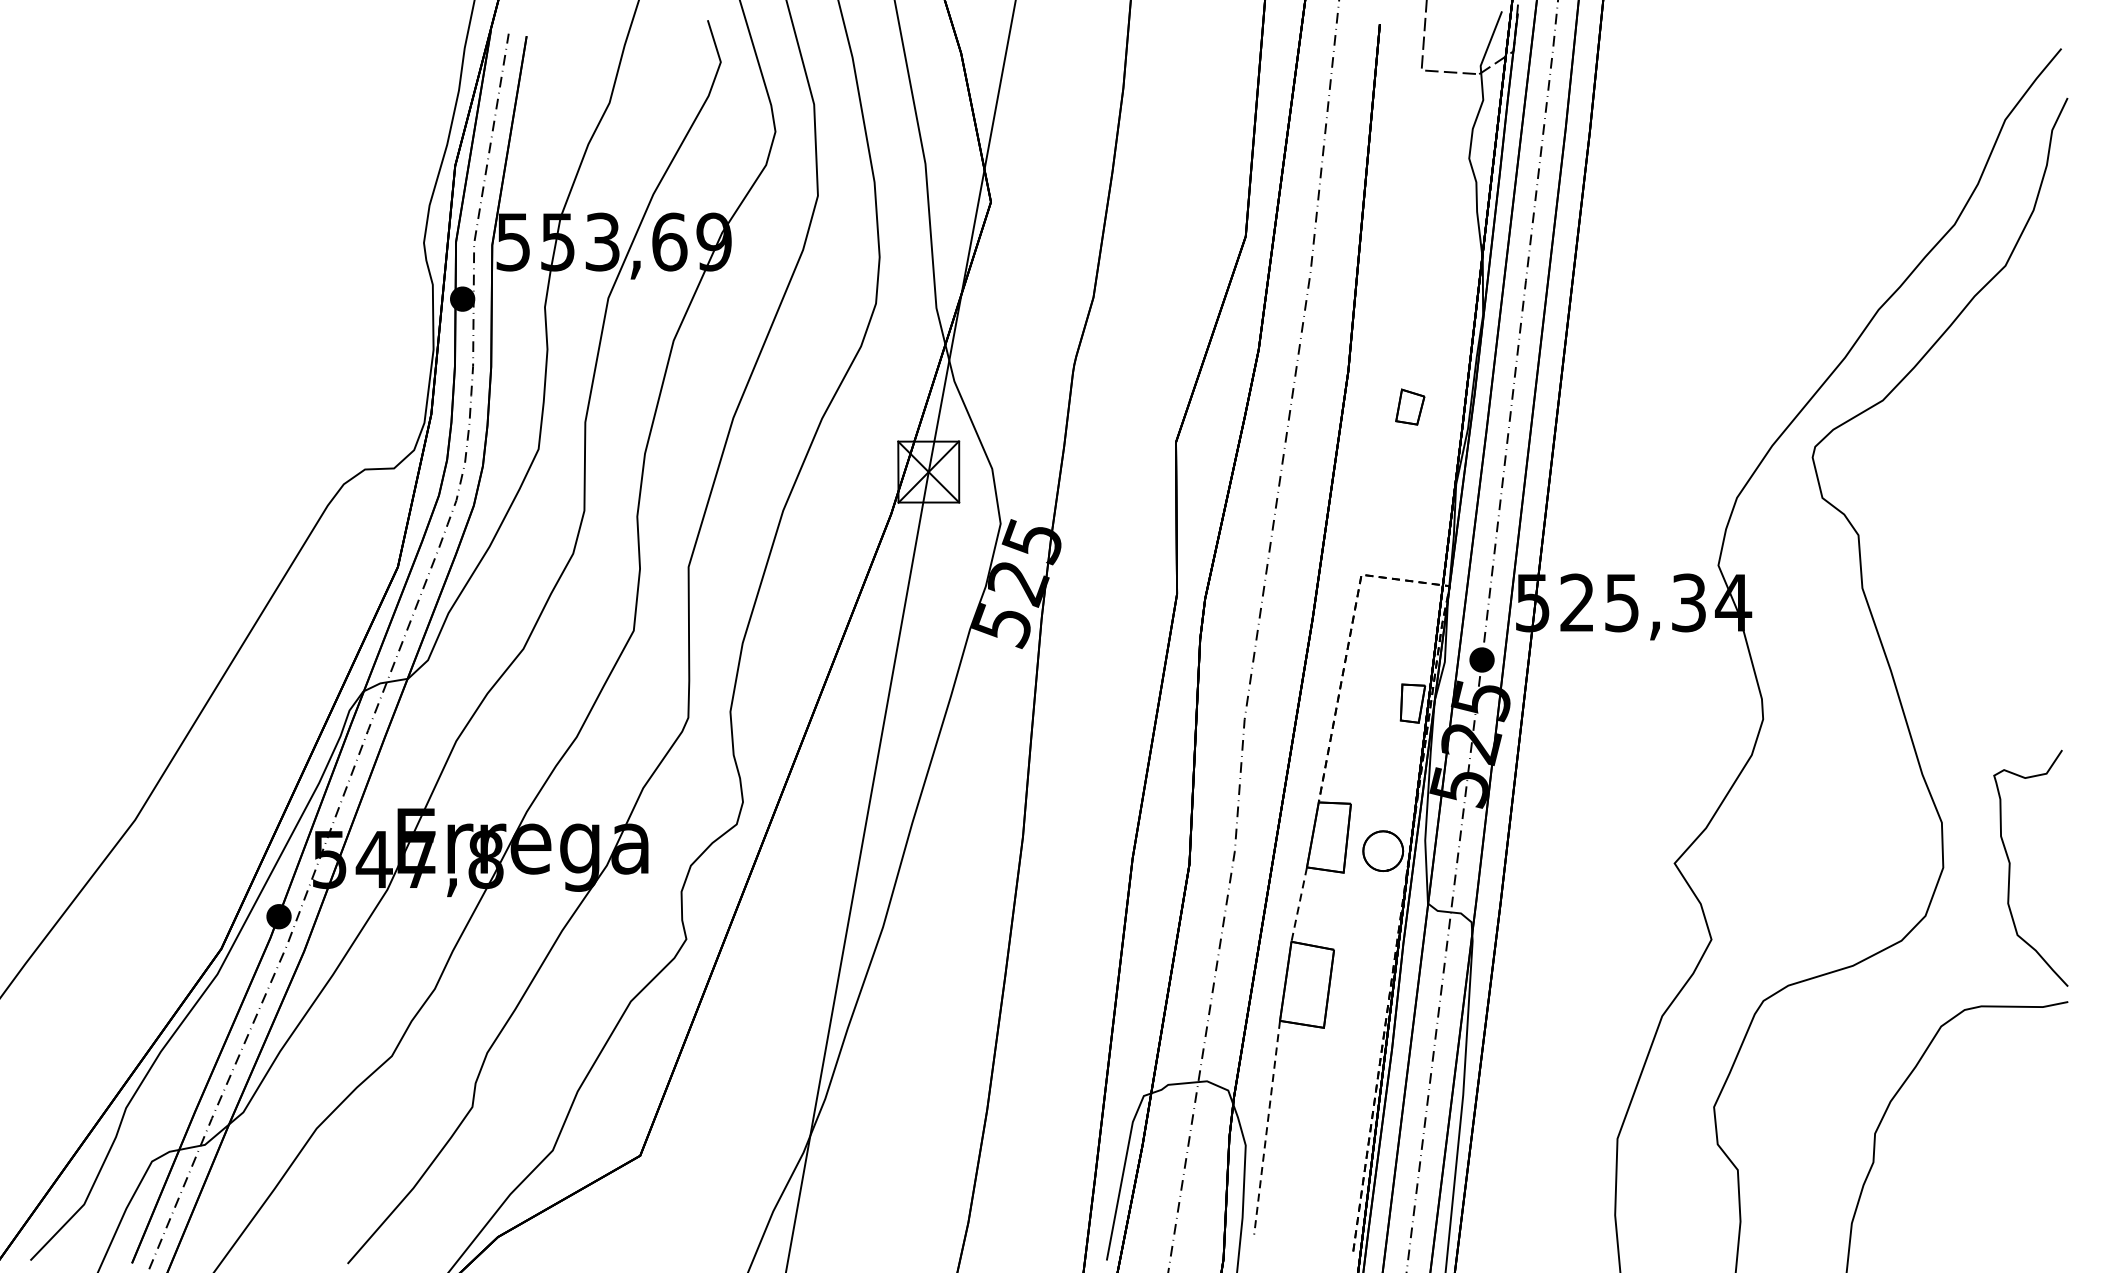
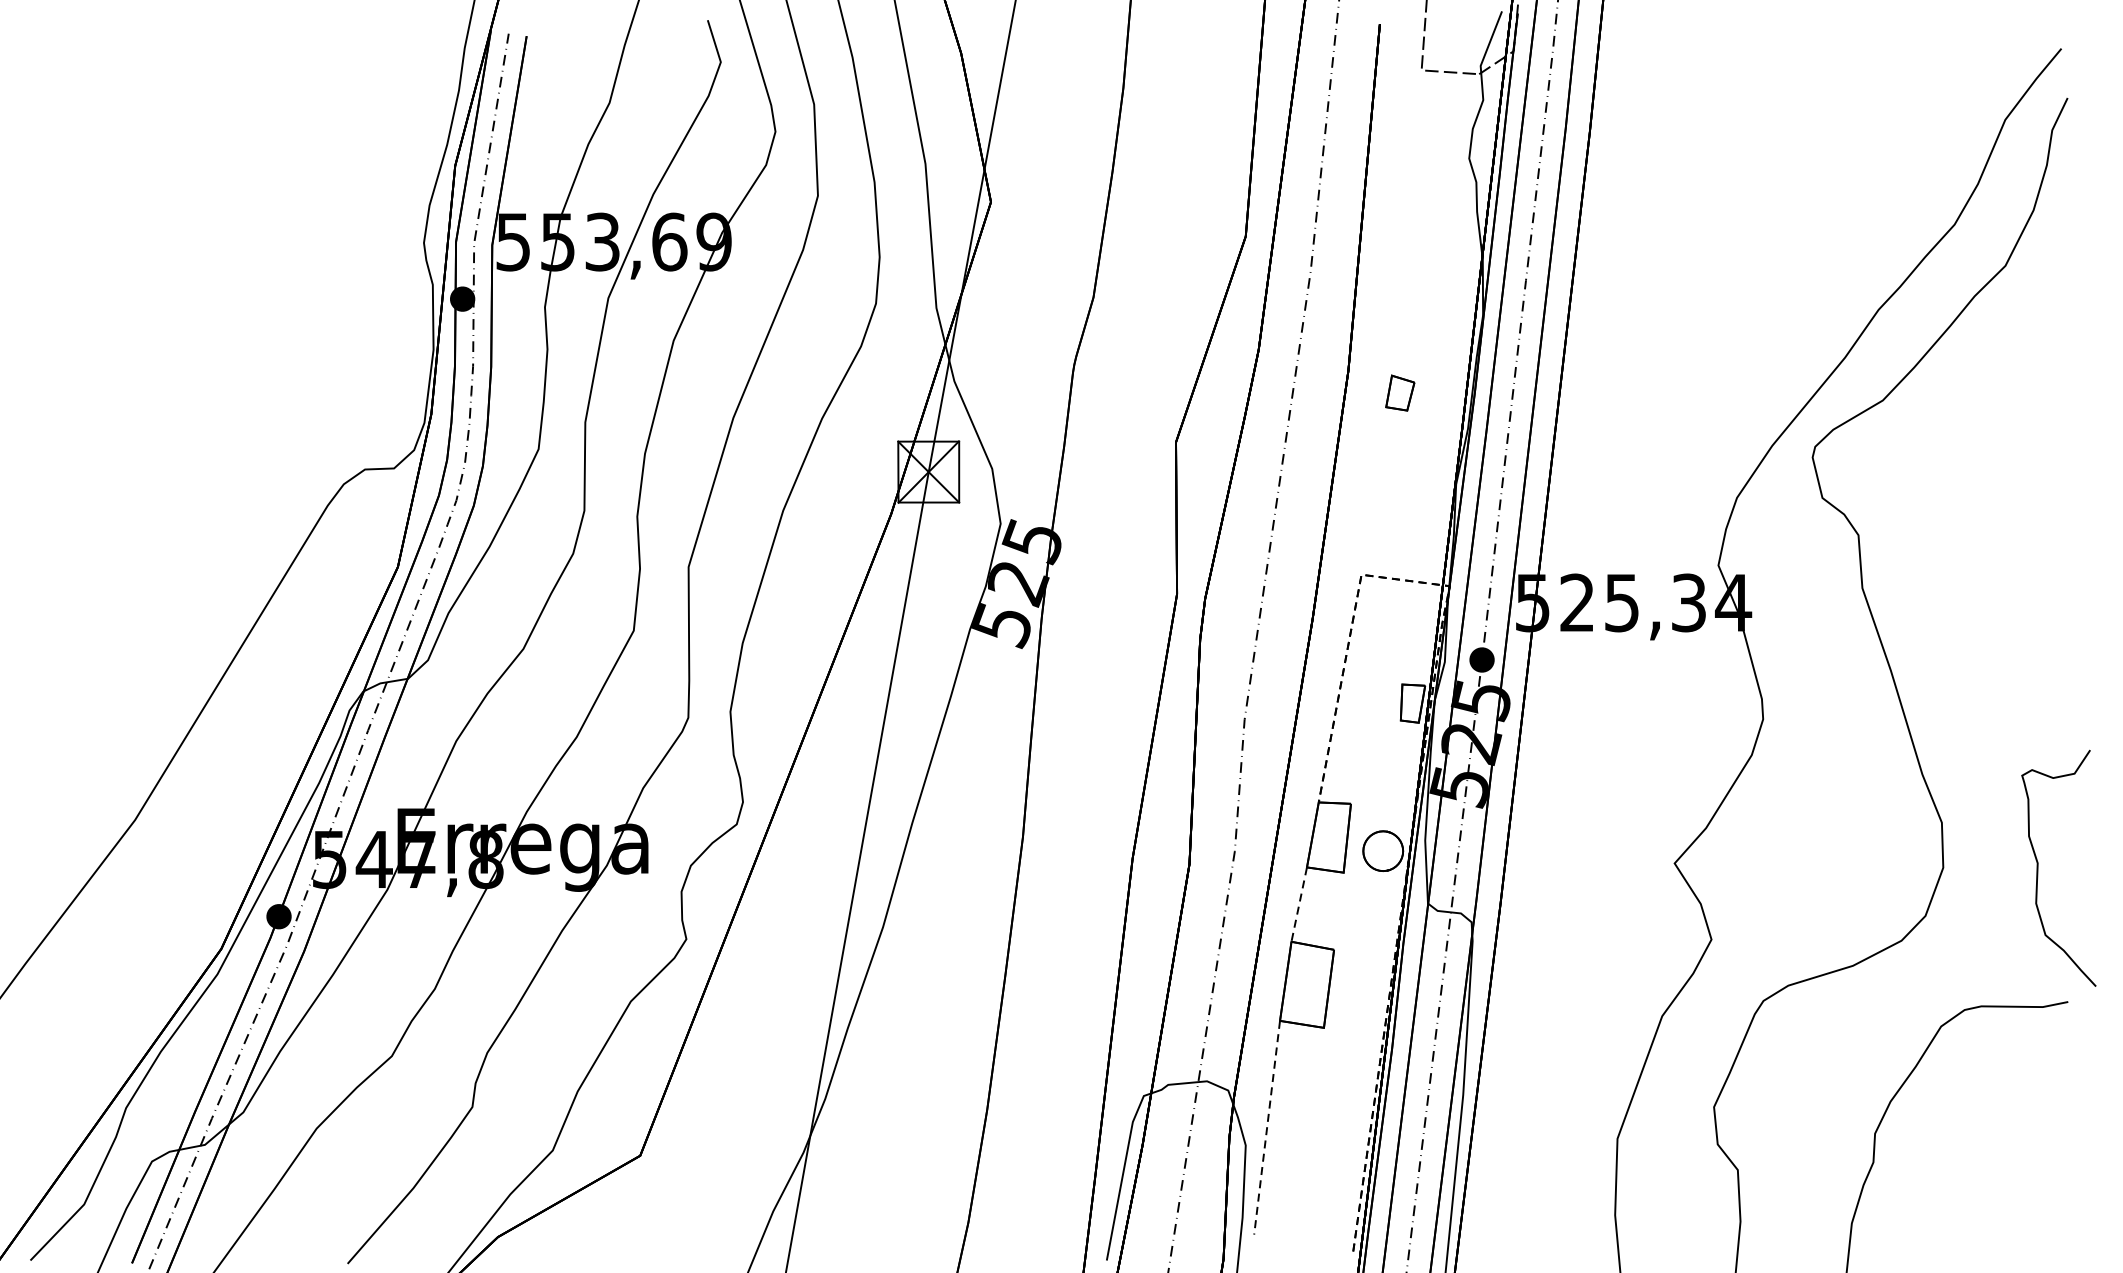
part position: (1410, 406) -> (1400, 392) (1400, 392)
curve position: (2010, 867) -> (2038, 867) (2038, 867)
